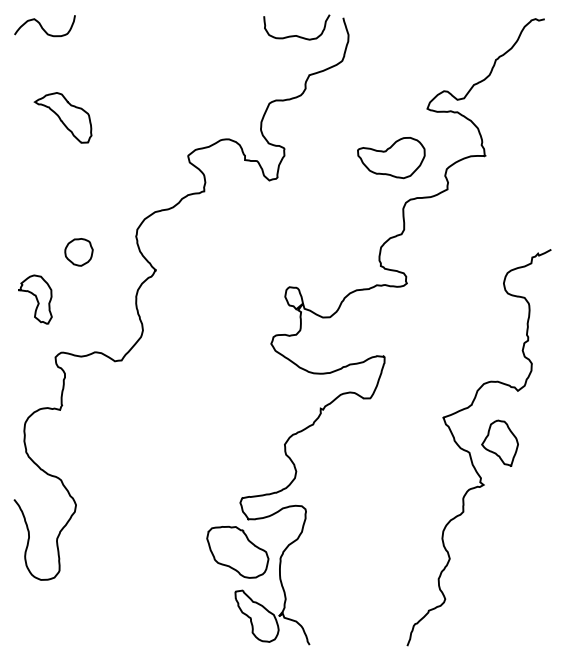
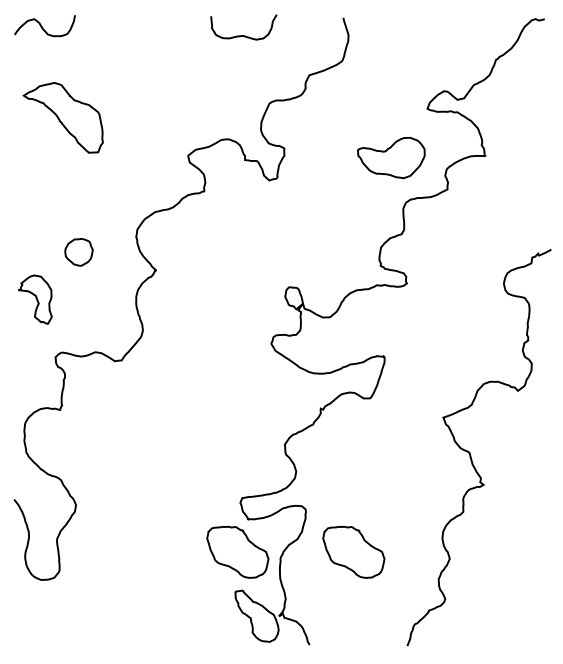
curve position: (296, 35) -> (243, 35) (243, 35)
part size: 60x52 px -> 82x72 px (62, 117)
part: present -> none (499, 442)
part: none -> present (353, 551)
